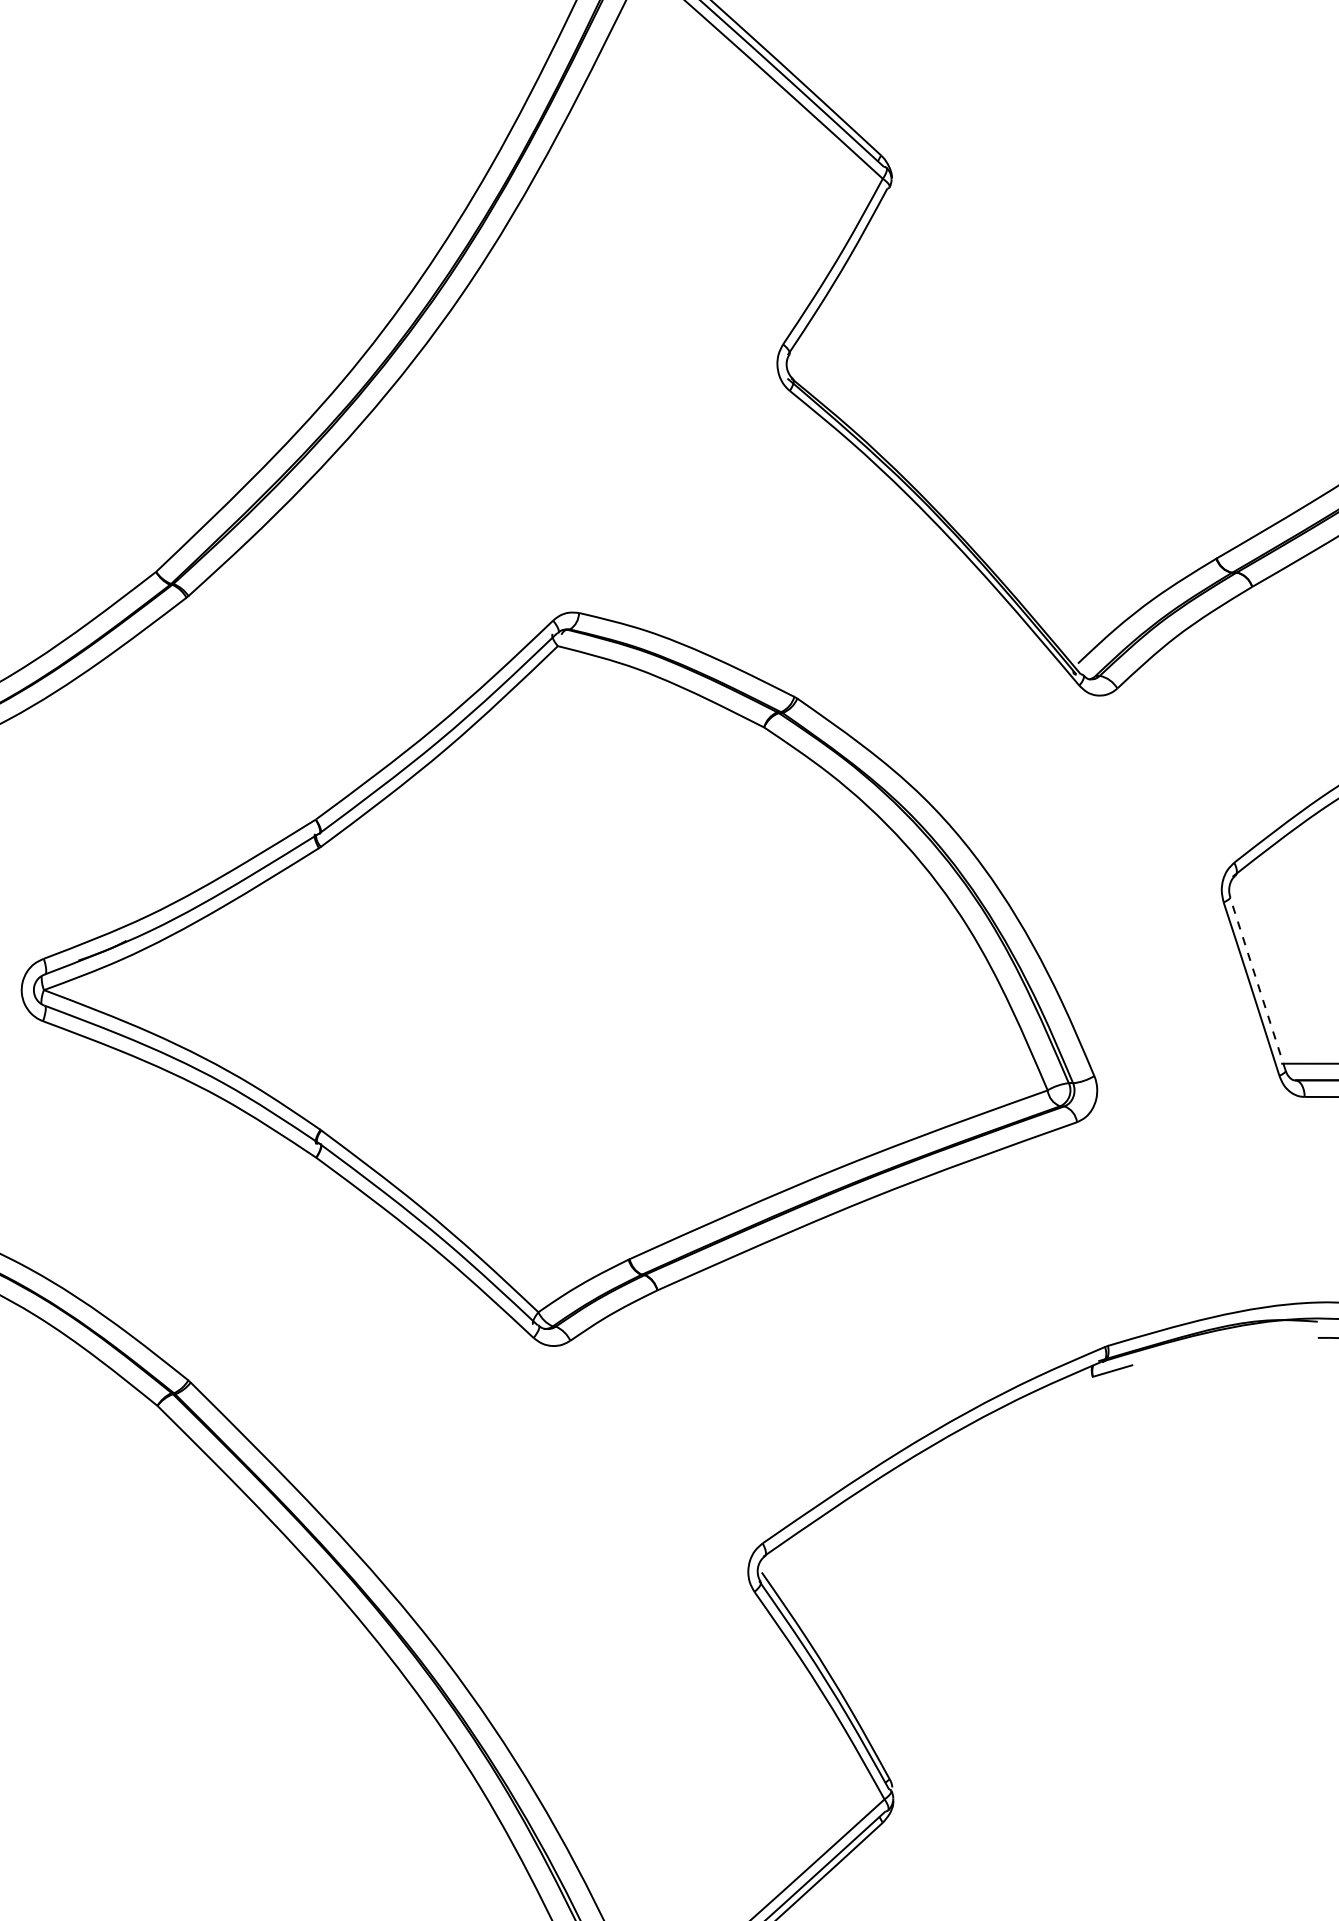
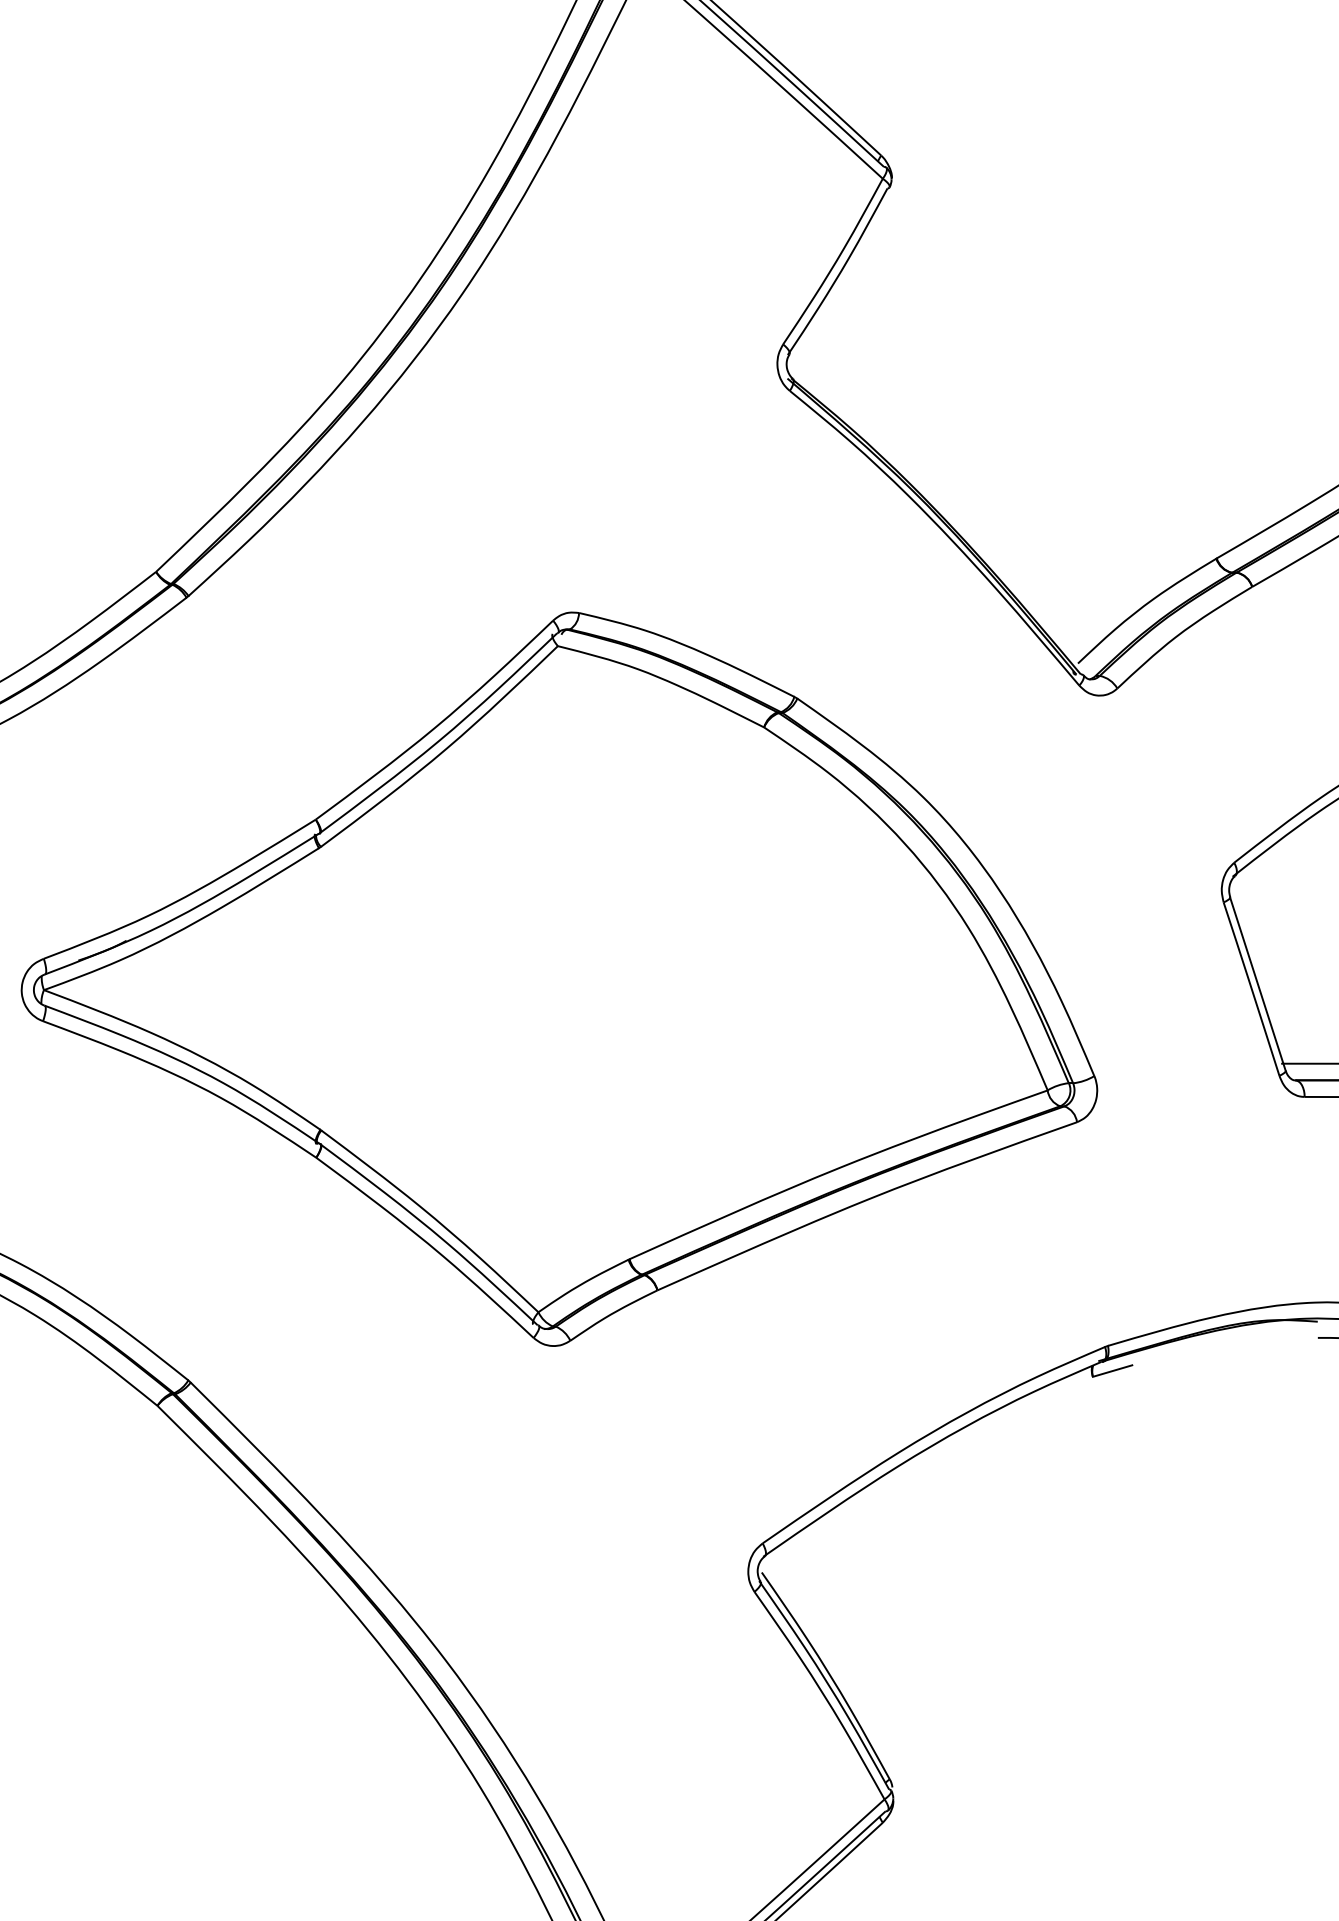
line: dashed -> solid (1257, 983)
